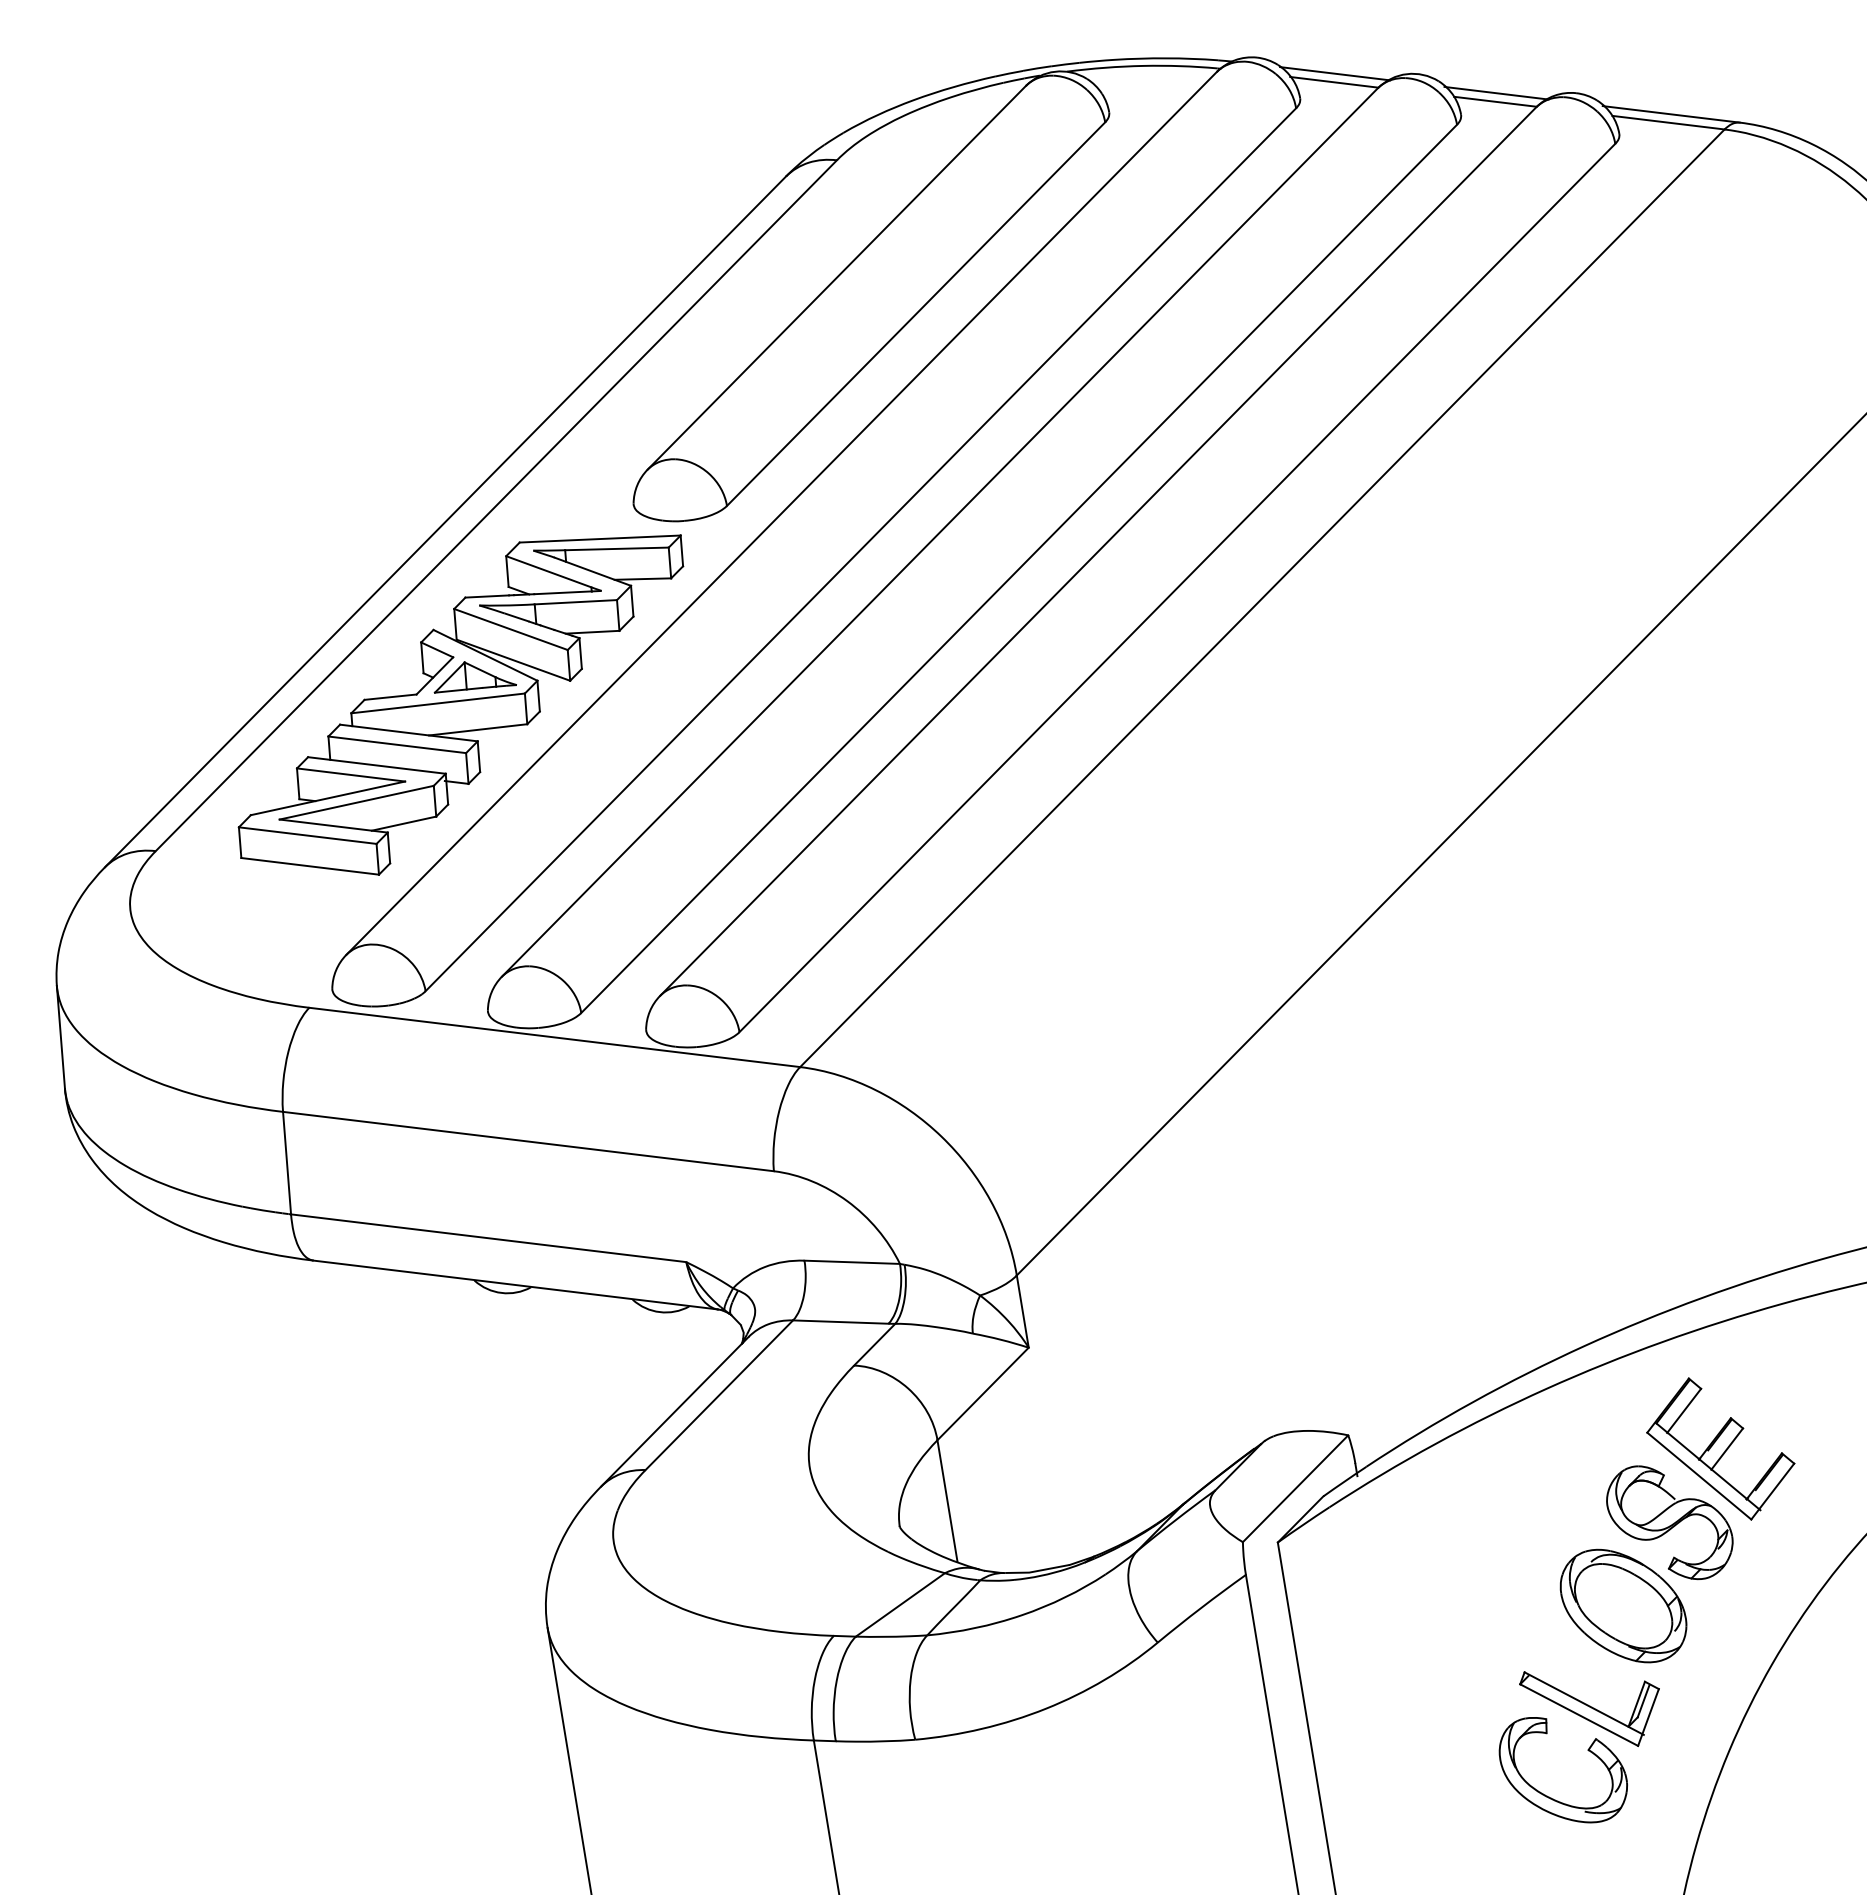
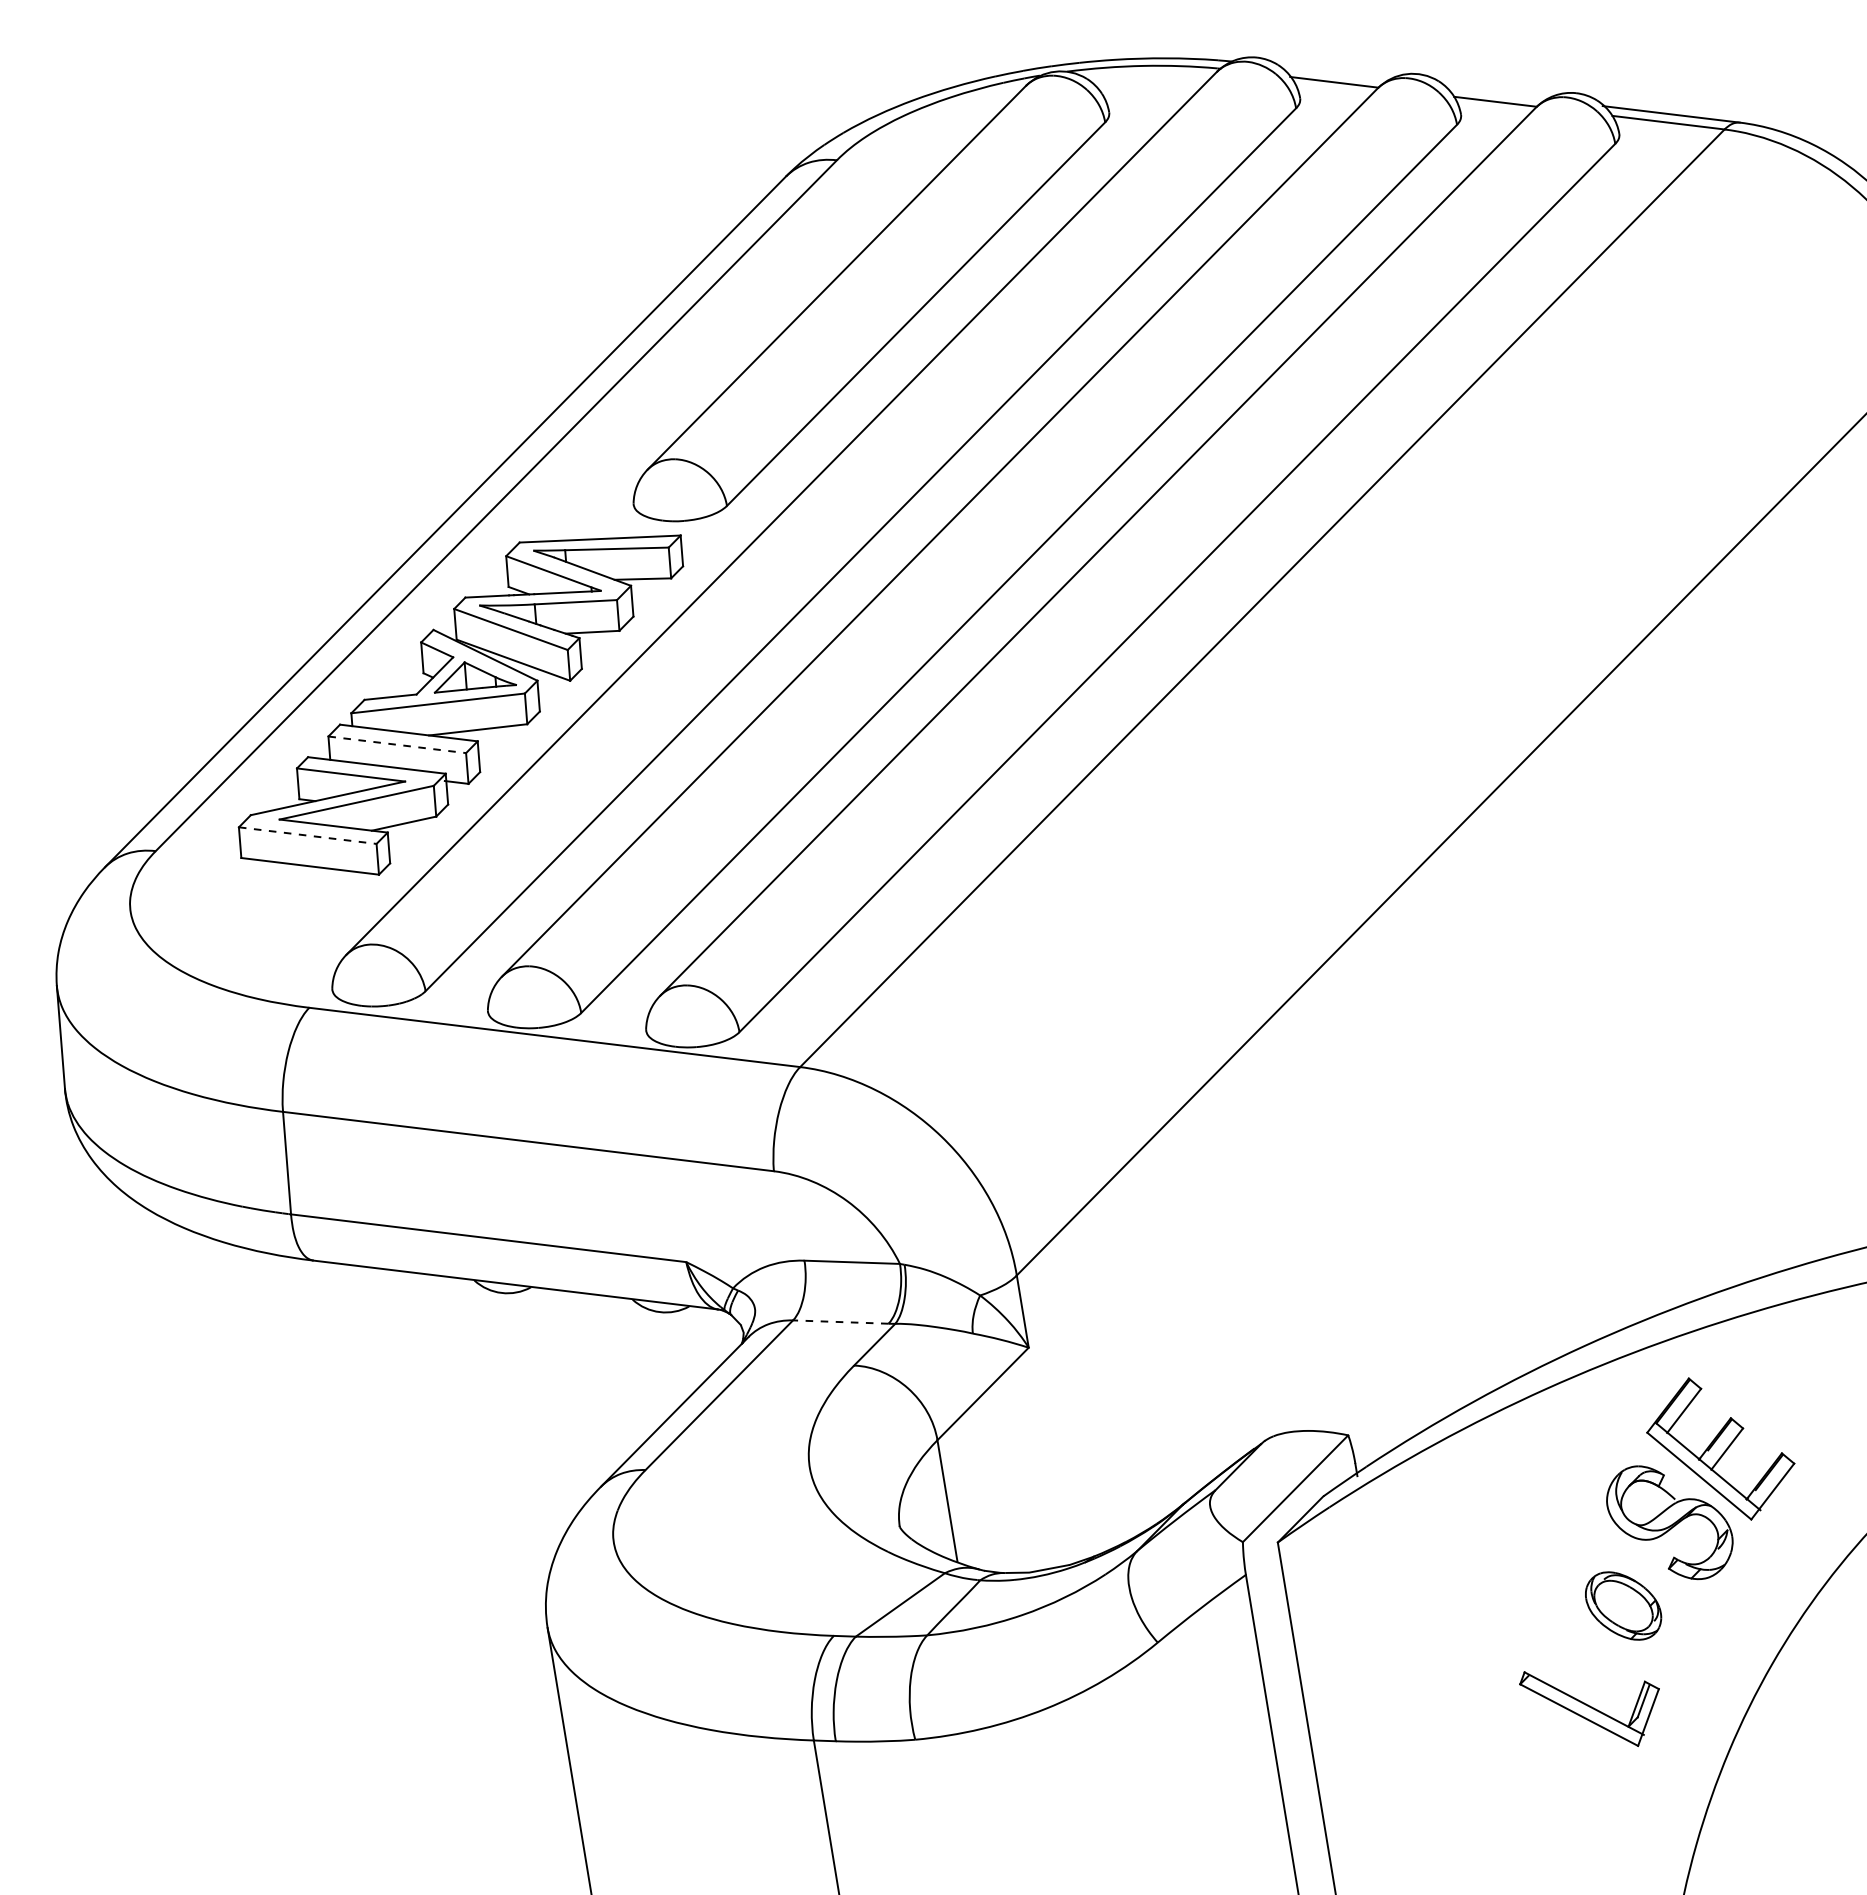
line: present -> none (1335, 73)
line: present -> none (1496, 92)
line: solid -> dashed (397, 744)
line: solid -> dashed (308, 835)
line: solid -> dashed (840, 1322)
part size: 129x116 px -> 78x70 px (1623, 1605)
part: present -> none (1549, 1796)
